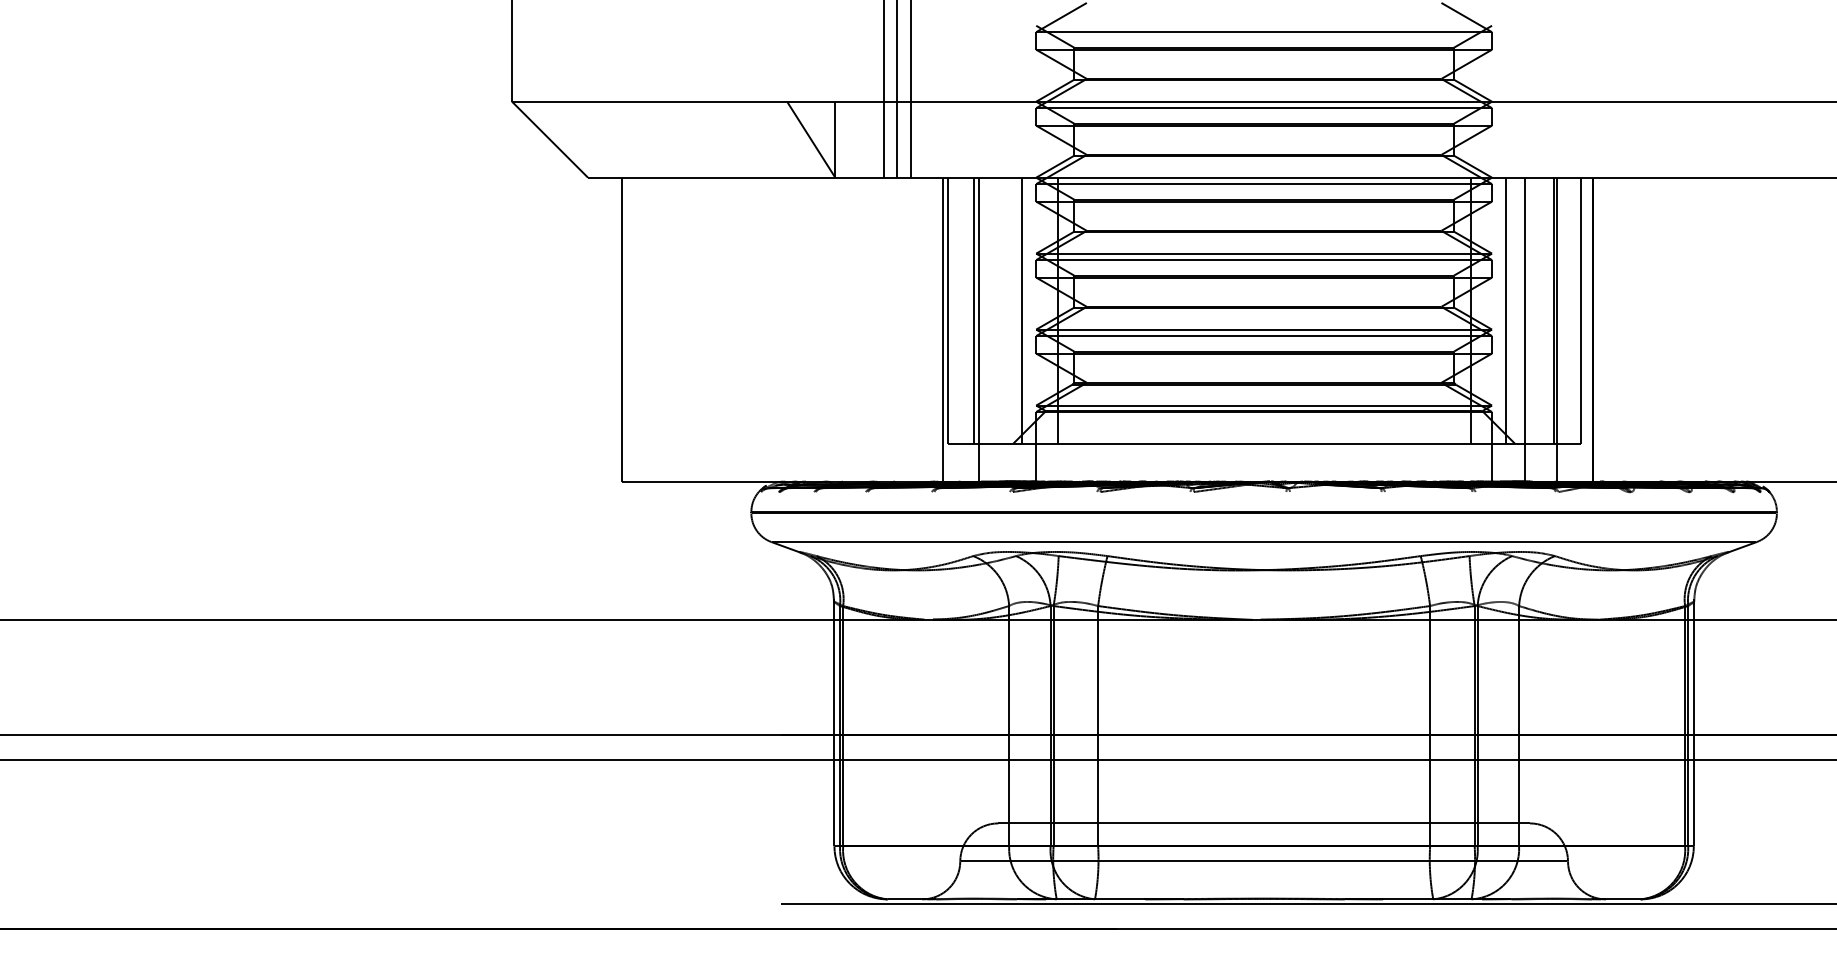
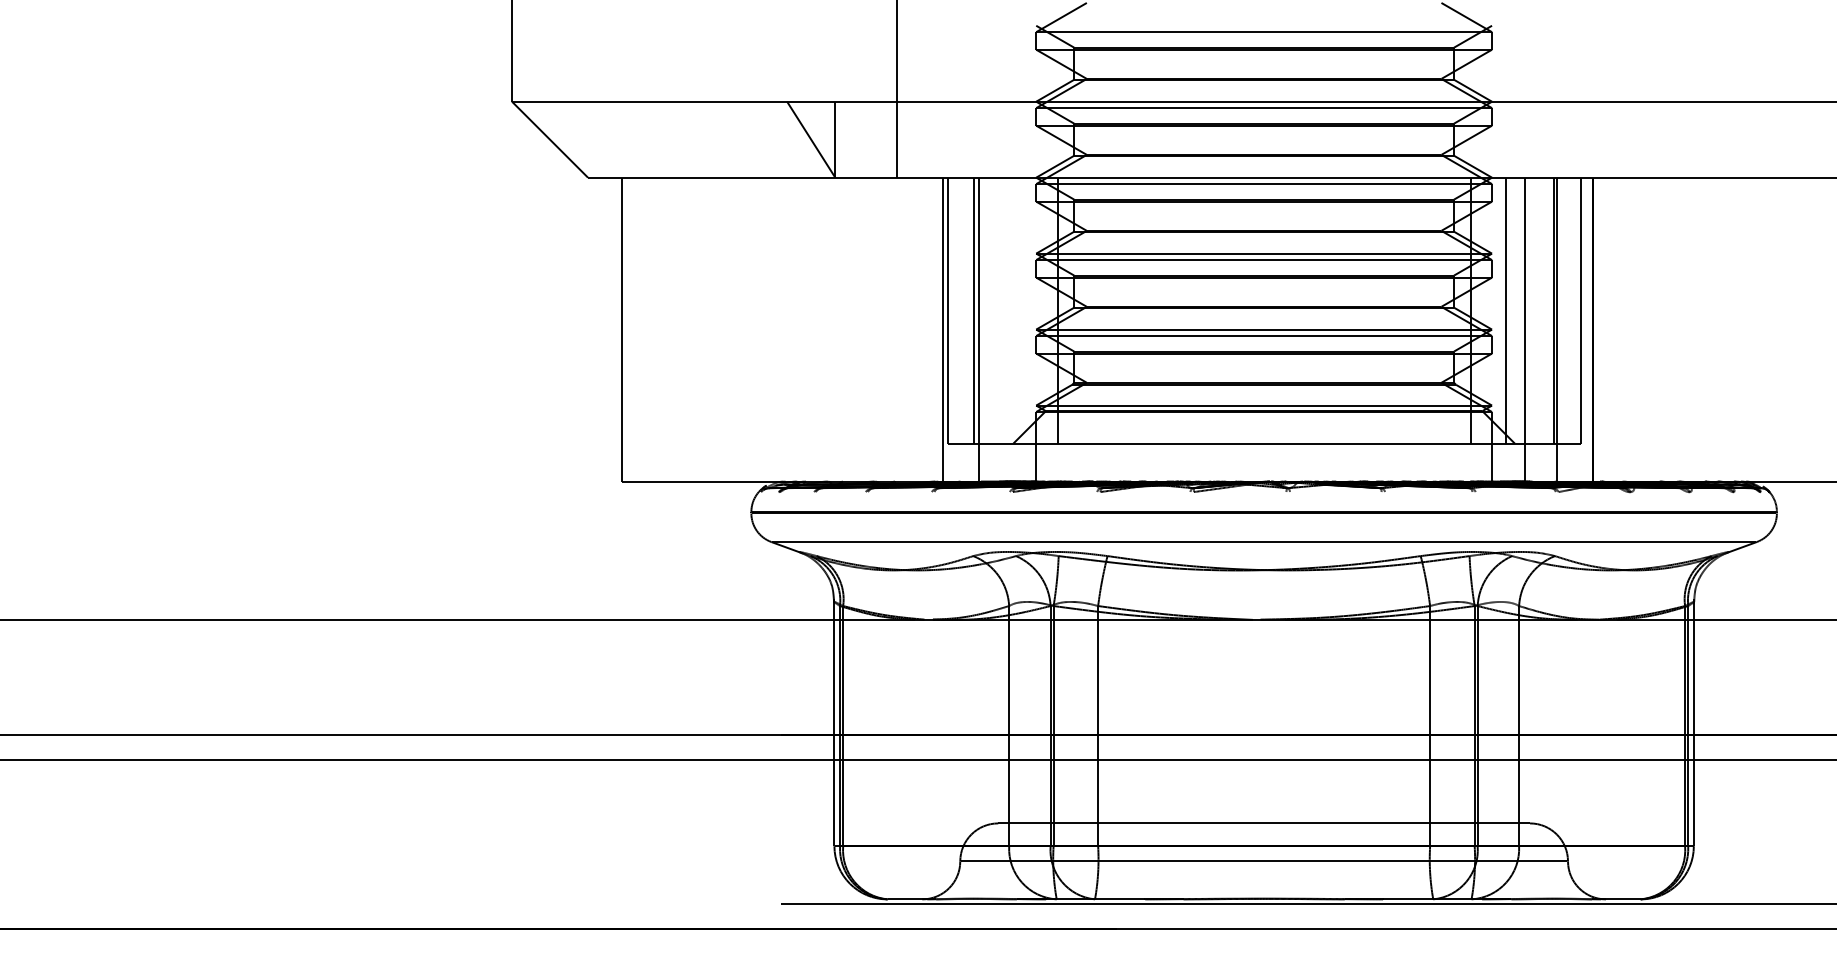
line: present -> none (884, 89)
line: present -> none (910, 89)
line: present -> none (1021, 310)
